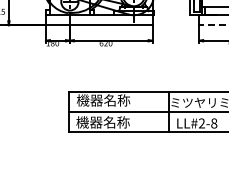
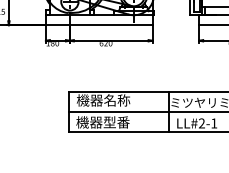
line: dashed -> solid (213, 25)
text: 機器名称 -> 機器型番 (116, 122)
text: LL#2-8 -> LL#2-1 (214, 123)
